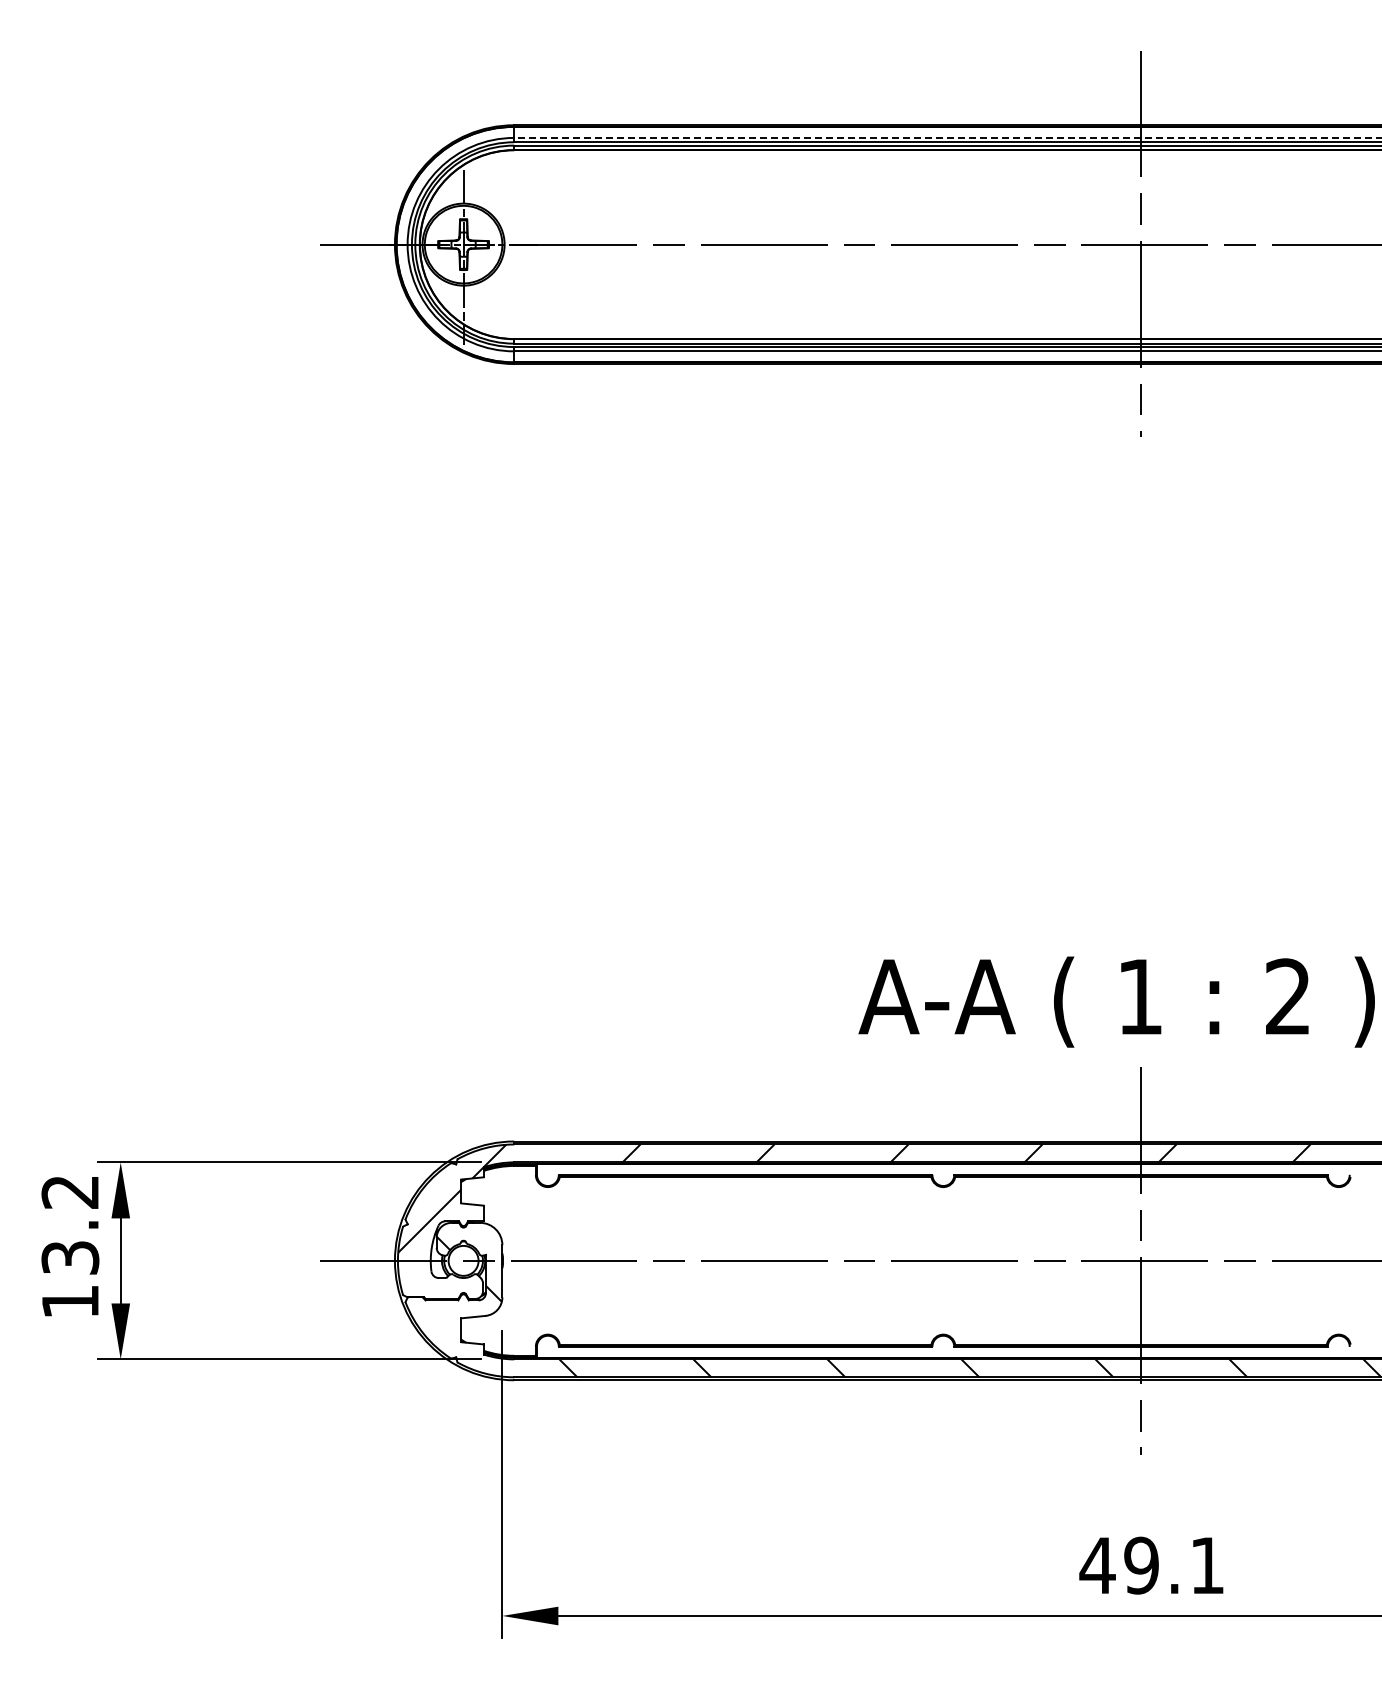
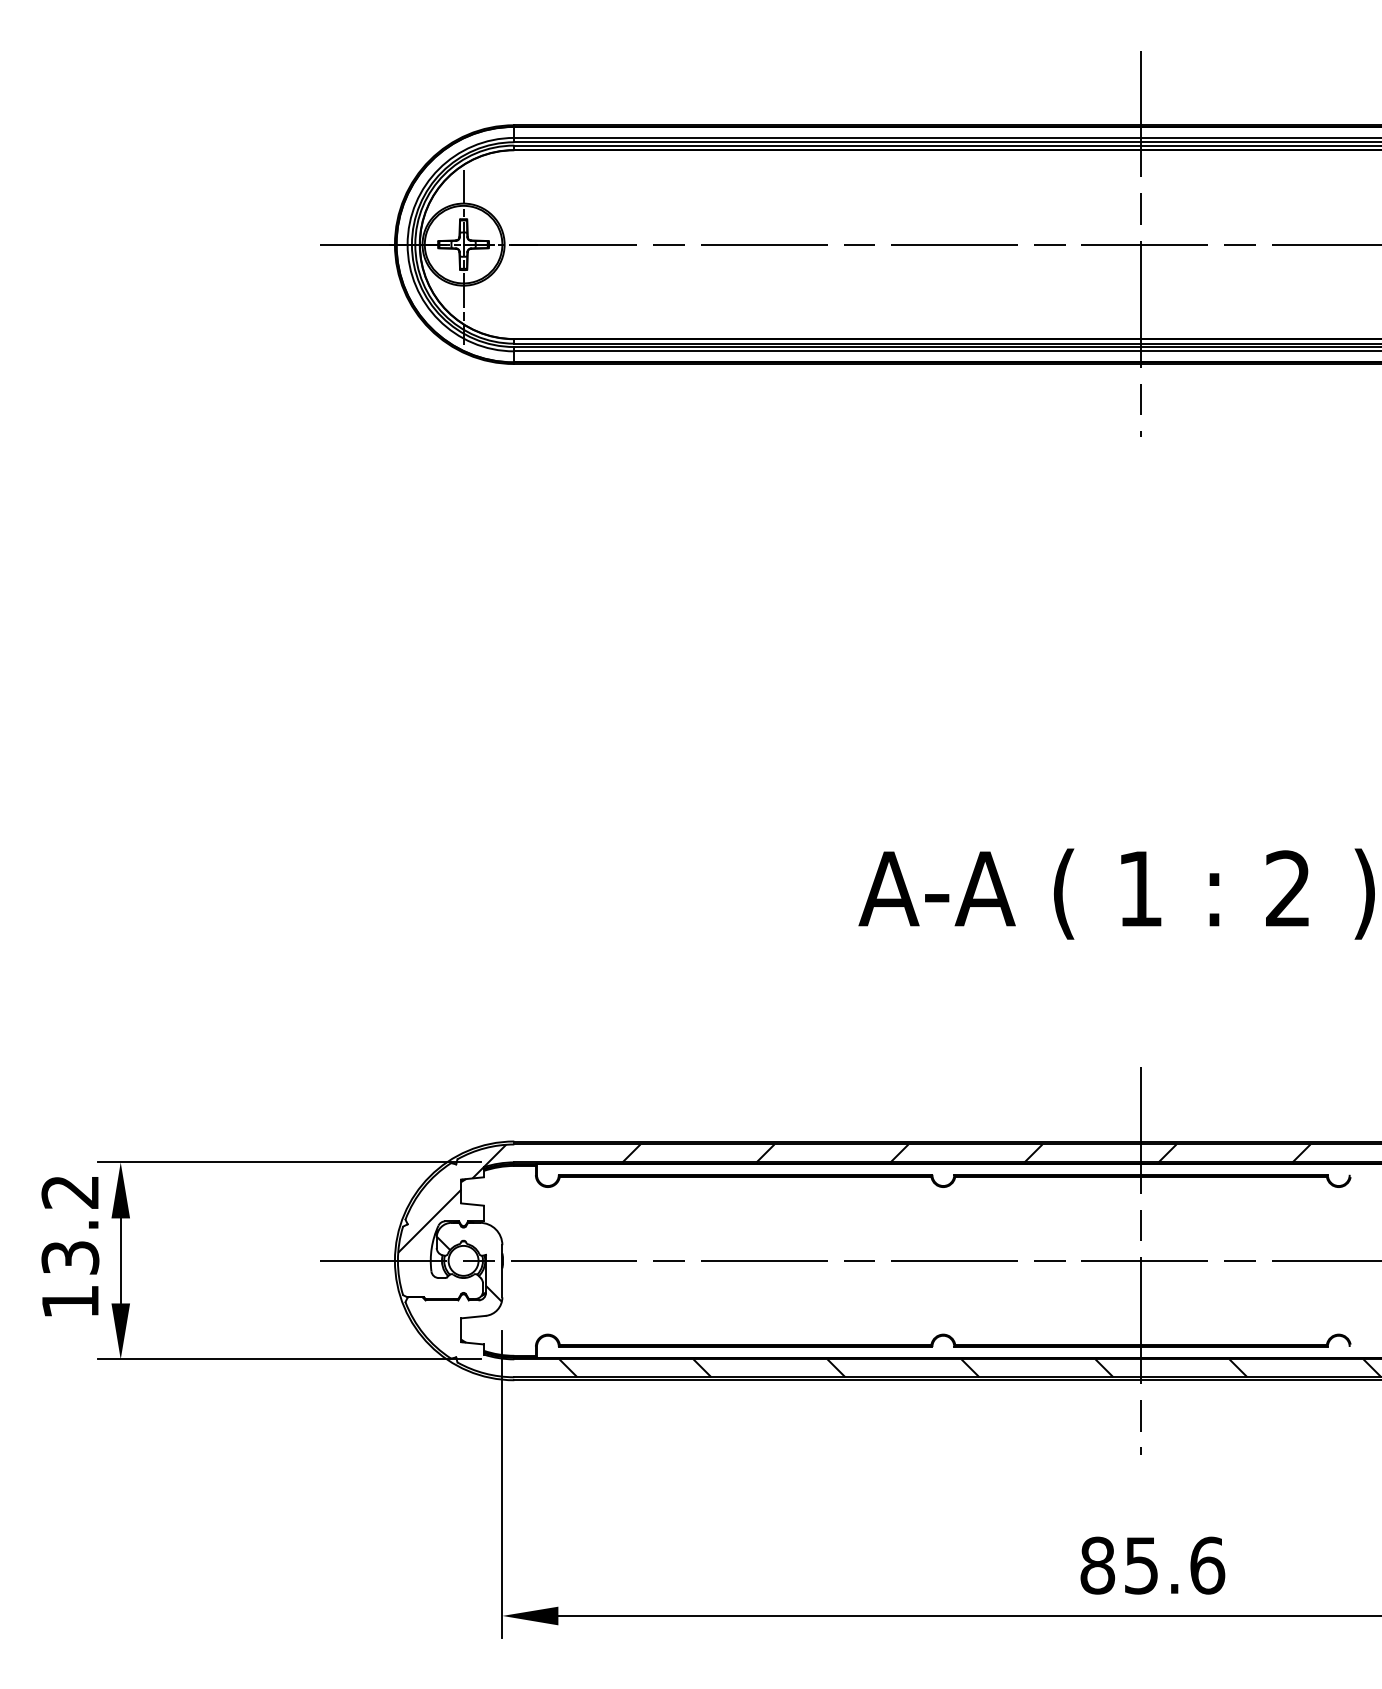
line: dashed -> solid (948, 137)
text position: (1116, 1001) -> (1116, 893) (1116, 893)
text: 49.1 -> 85.6 (1152, 1565)
